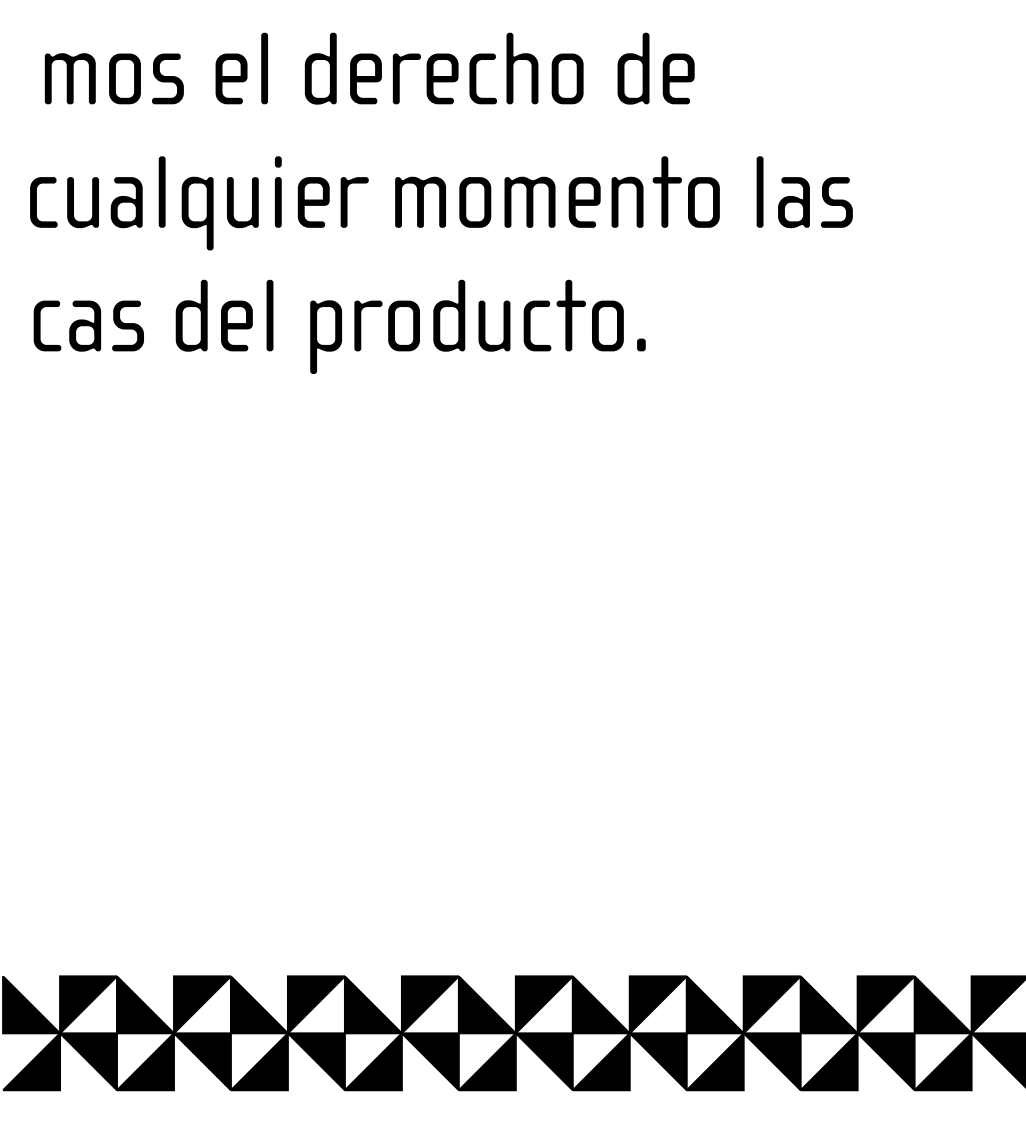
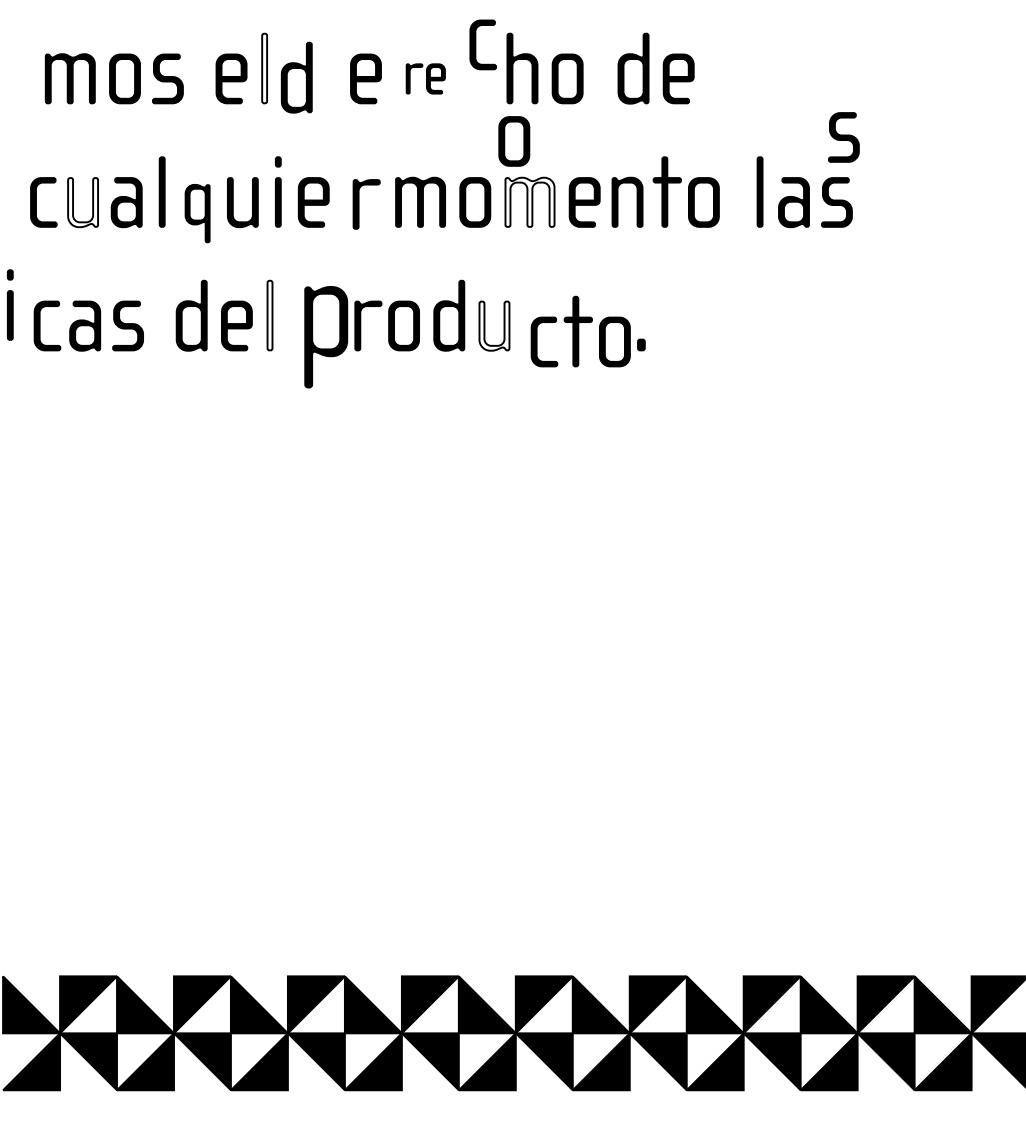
fill: present -> none (264, 68)
part position: (320, 68) -> (296, 77) (296, 77)
part size: 66x52 px -> 41x32 px (425, 78)
part position: (482, 78) -> (482, 44) (482, 44)
part: none -> present (843, 137)
part: none -> present (514, 141)
fill: present -> none (529, 201)
fill: present -> none (83, 202)
part position: (347, 202) -> (359, 204) (359, 204)
part size: 33x75 px -> 27x60 px (197, 213)
part: none -> present (10, 304)
fill: present -> none (269, 315)
part position: (573, 315) -> (580, 331) (580, 331)
fill: present -> none (494, 325)
part size: 32x74 px -> 45x103 px (326, 337)
